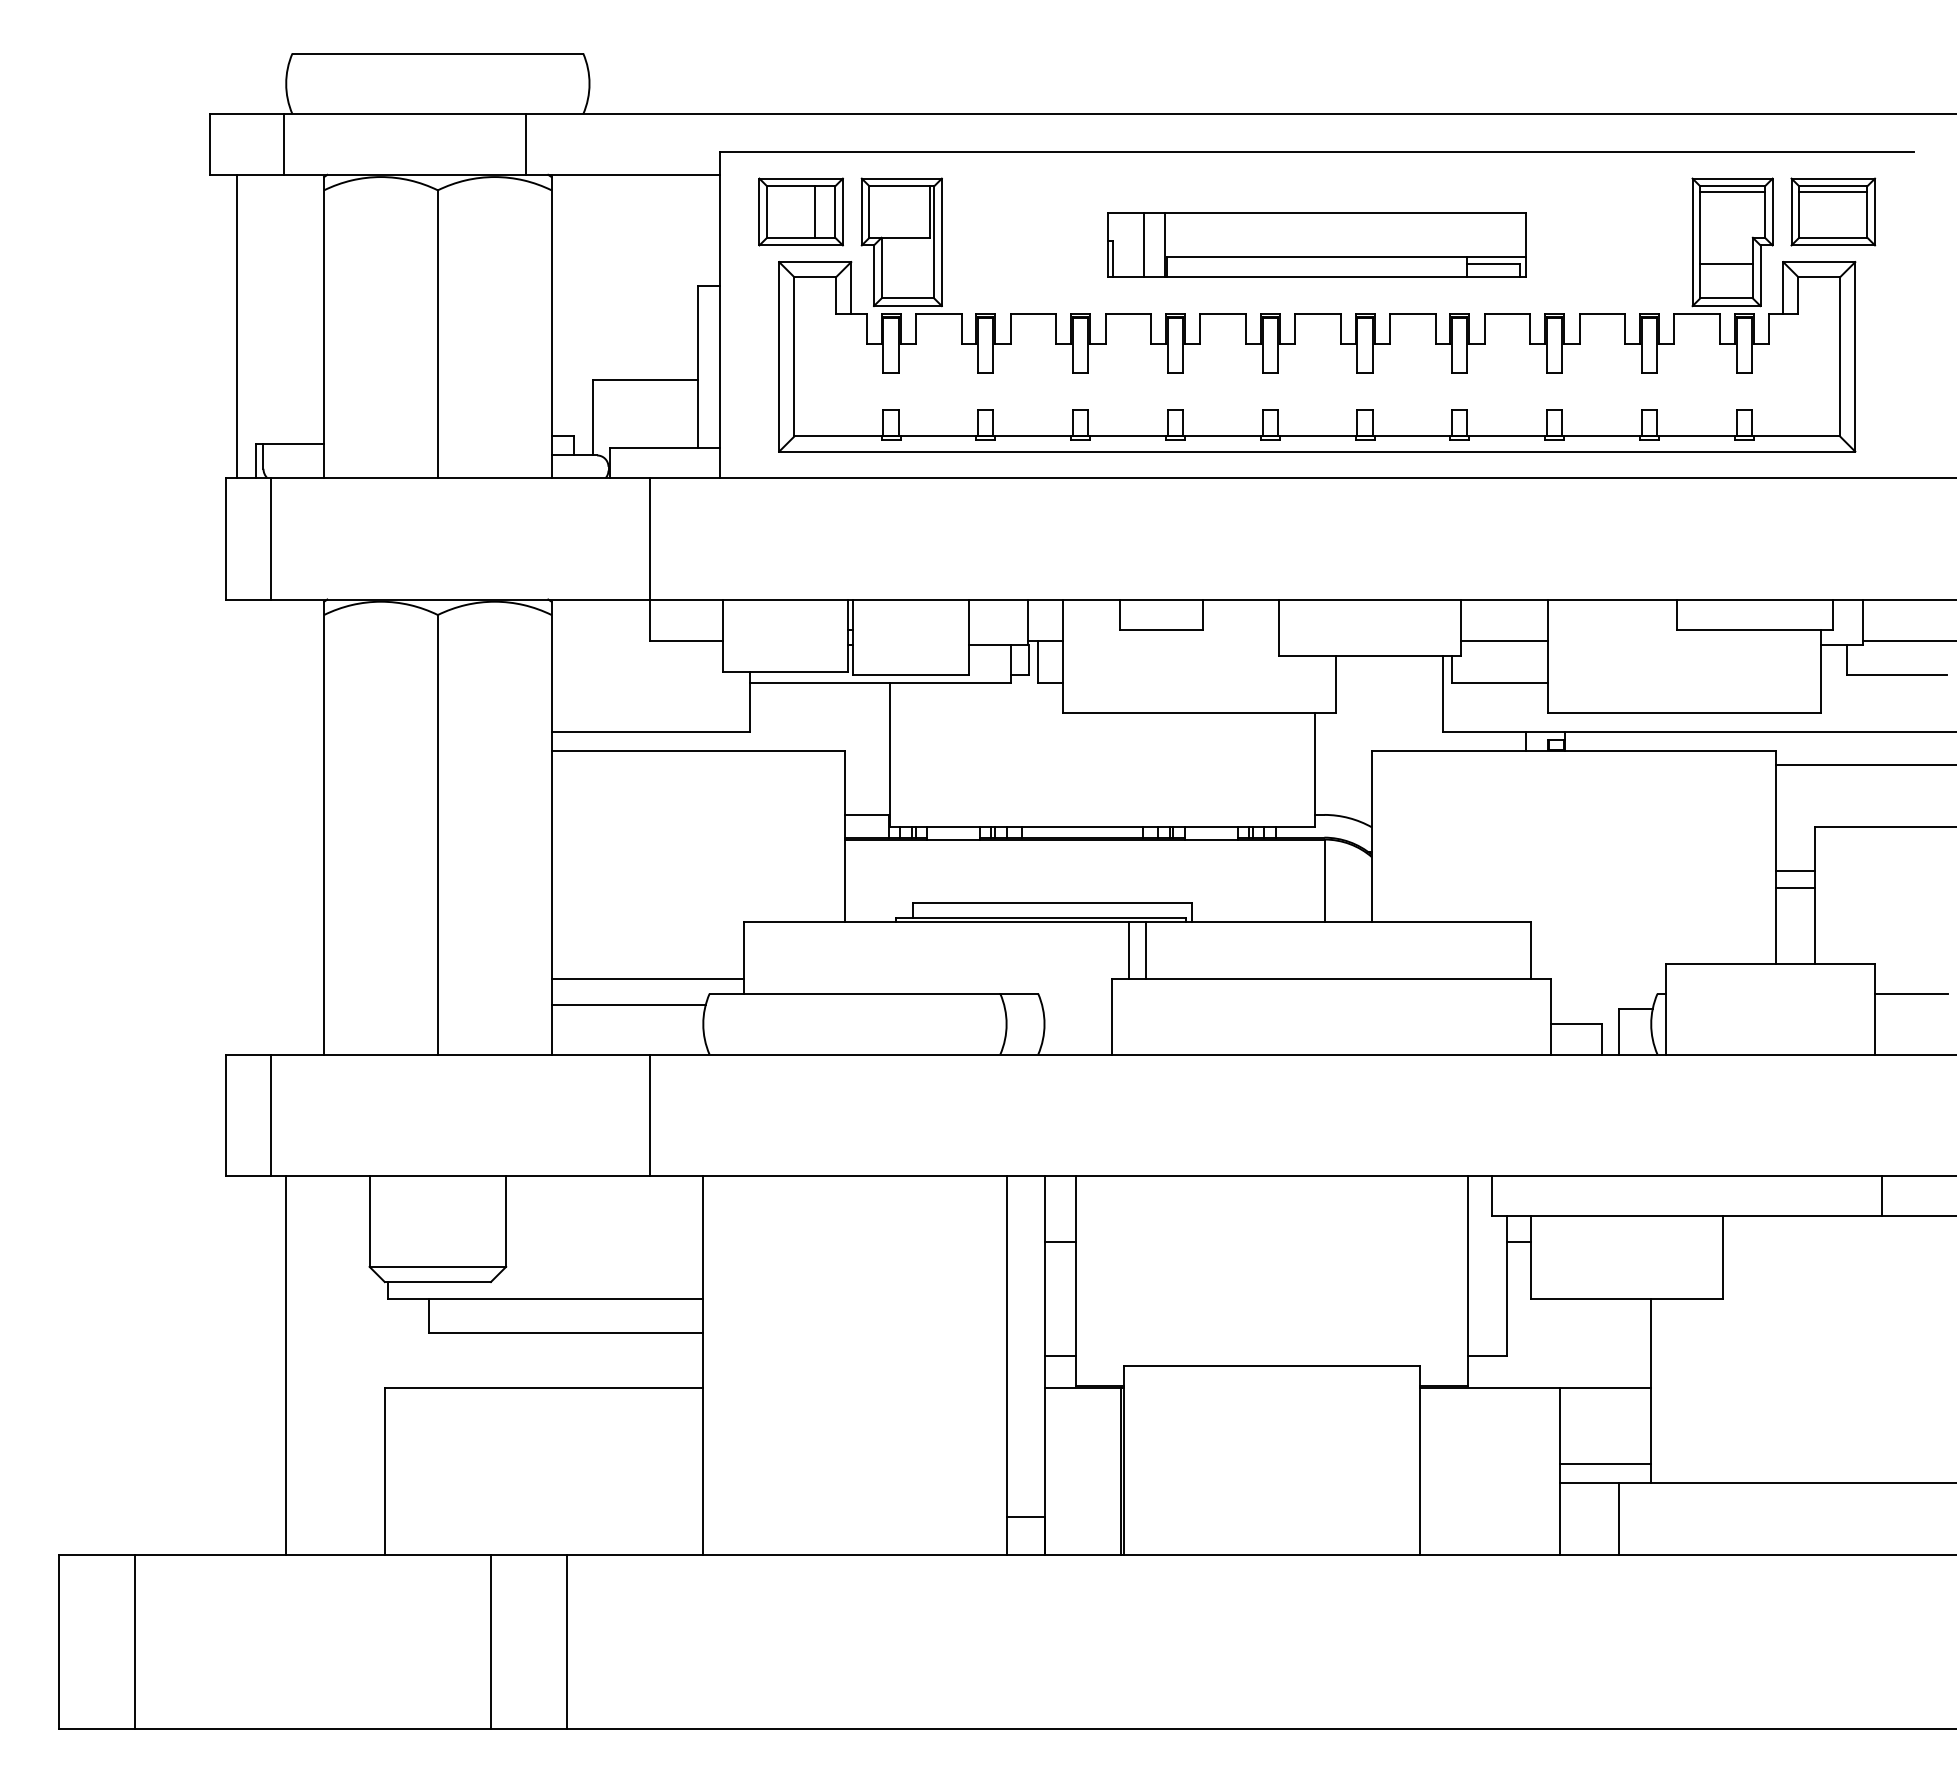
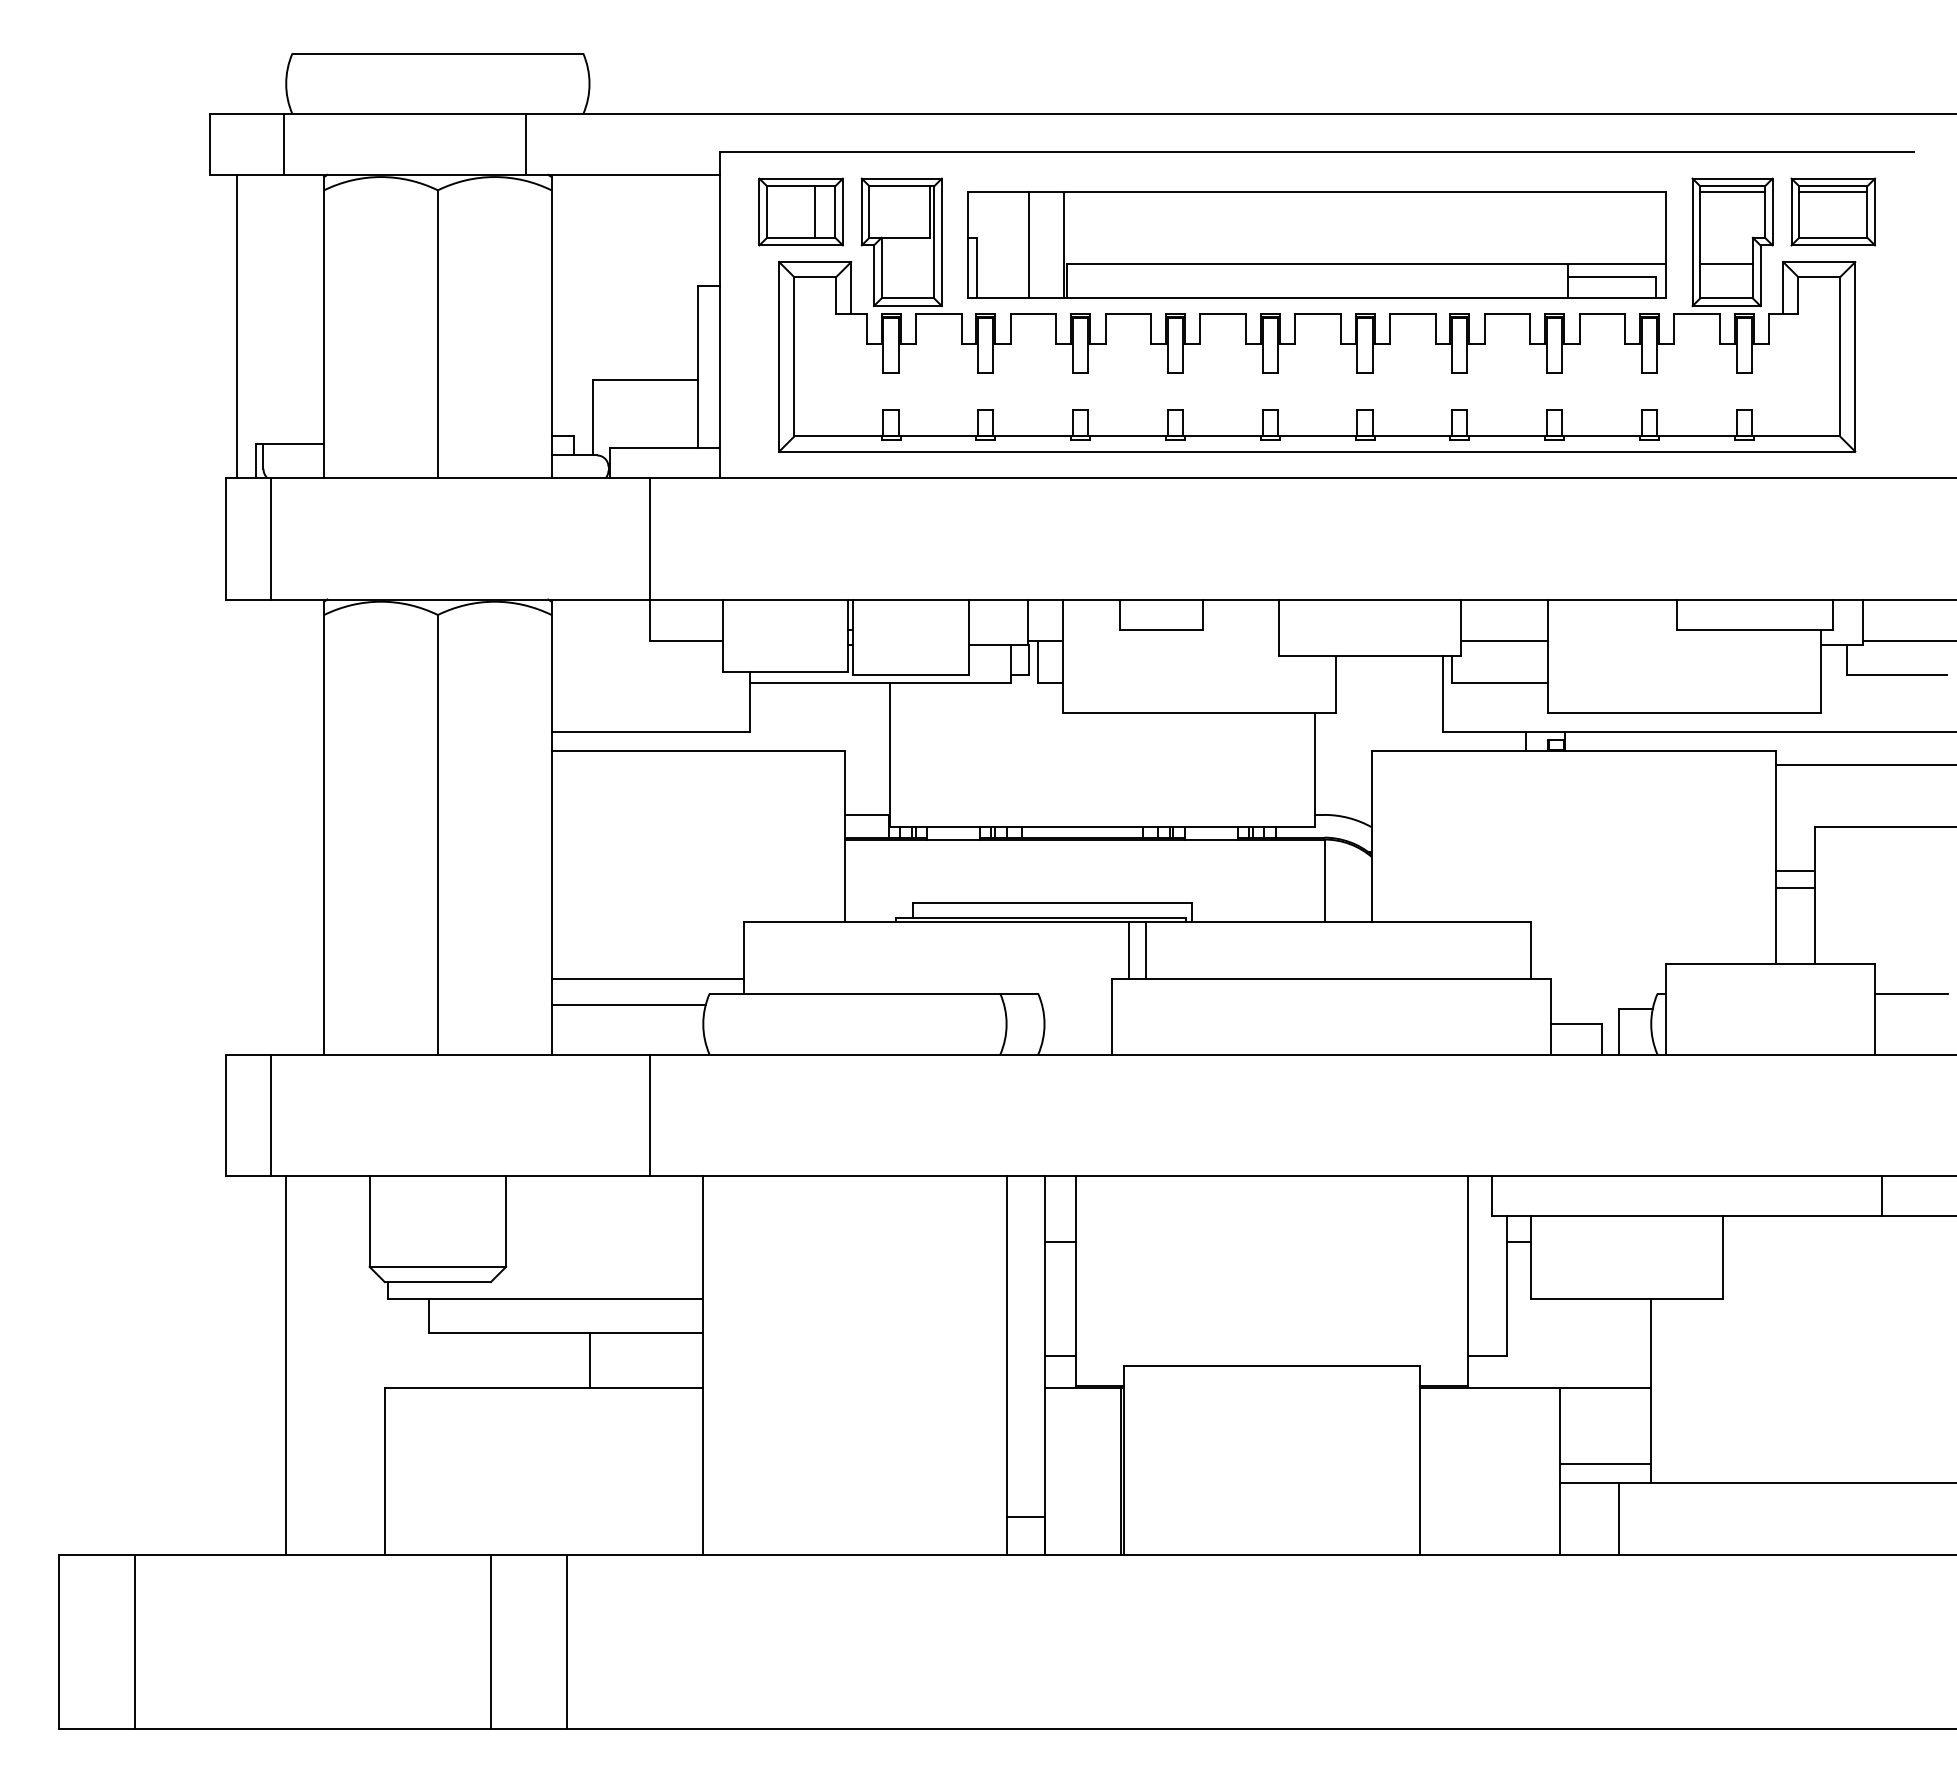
part size: 420x66 px -> 700x108 px (1316, 244)
line: none -> present (589, 1360)
